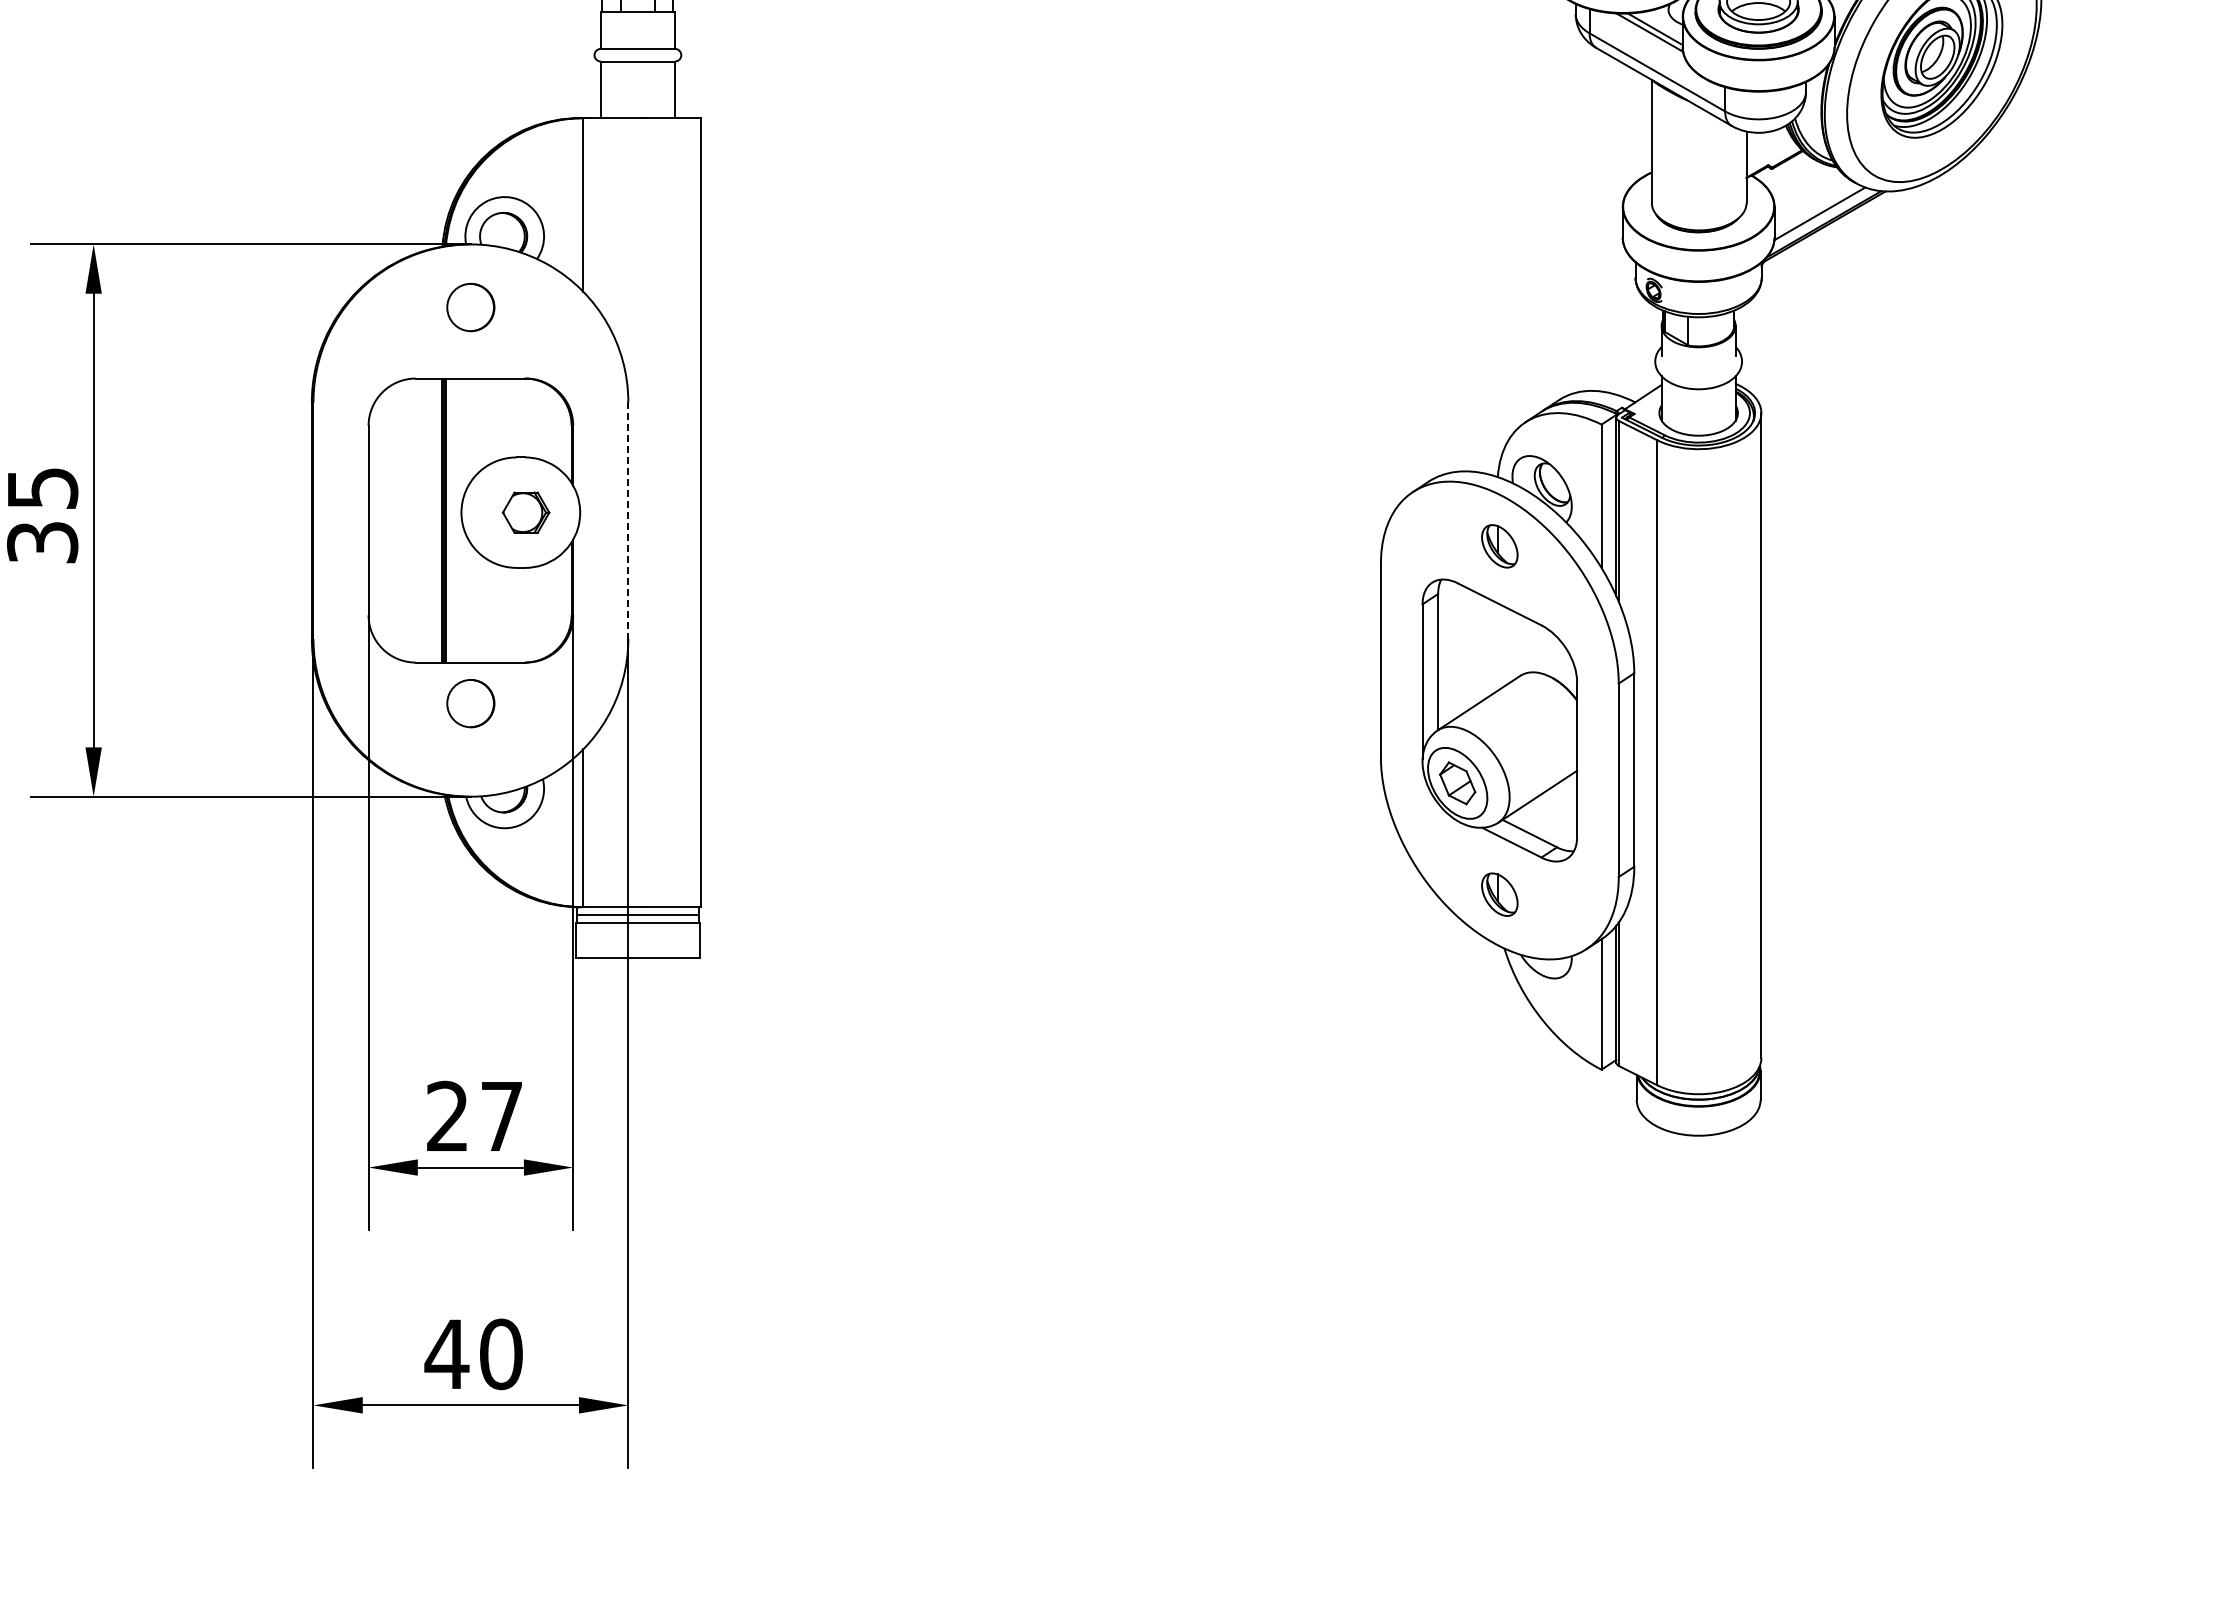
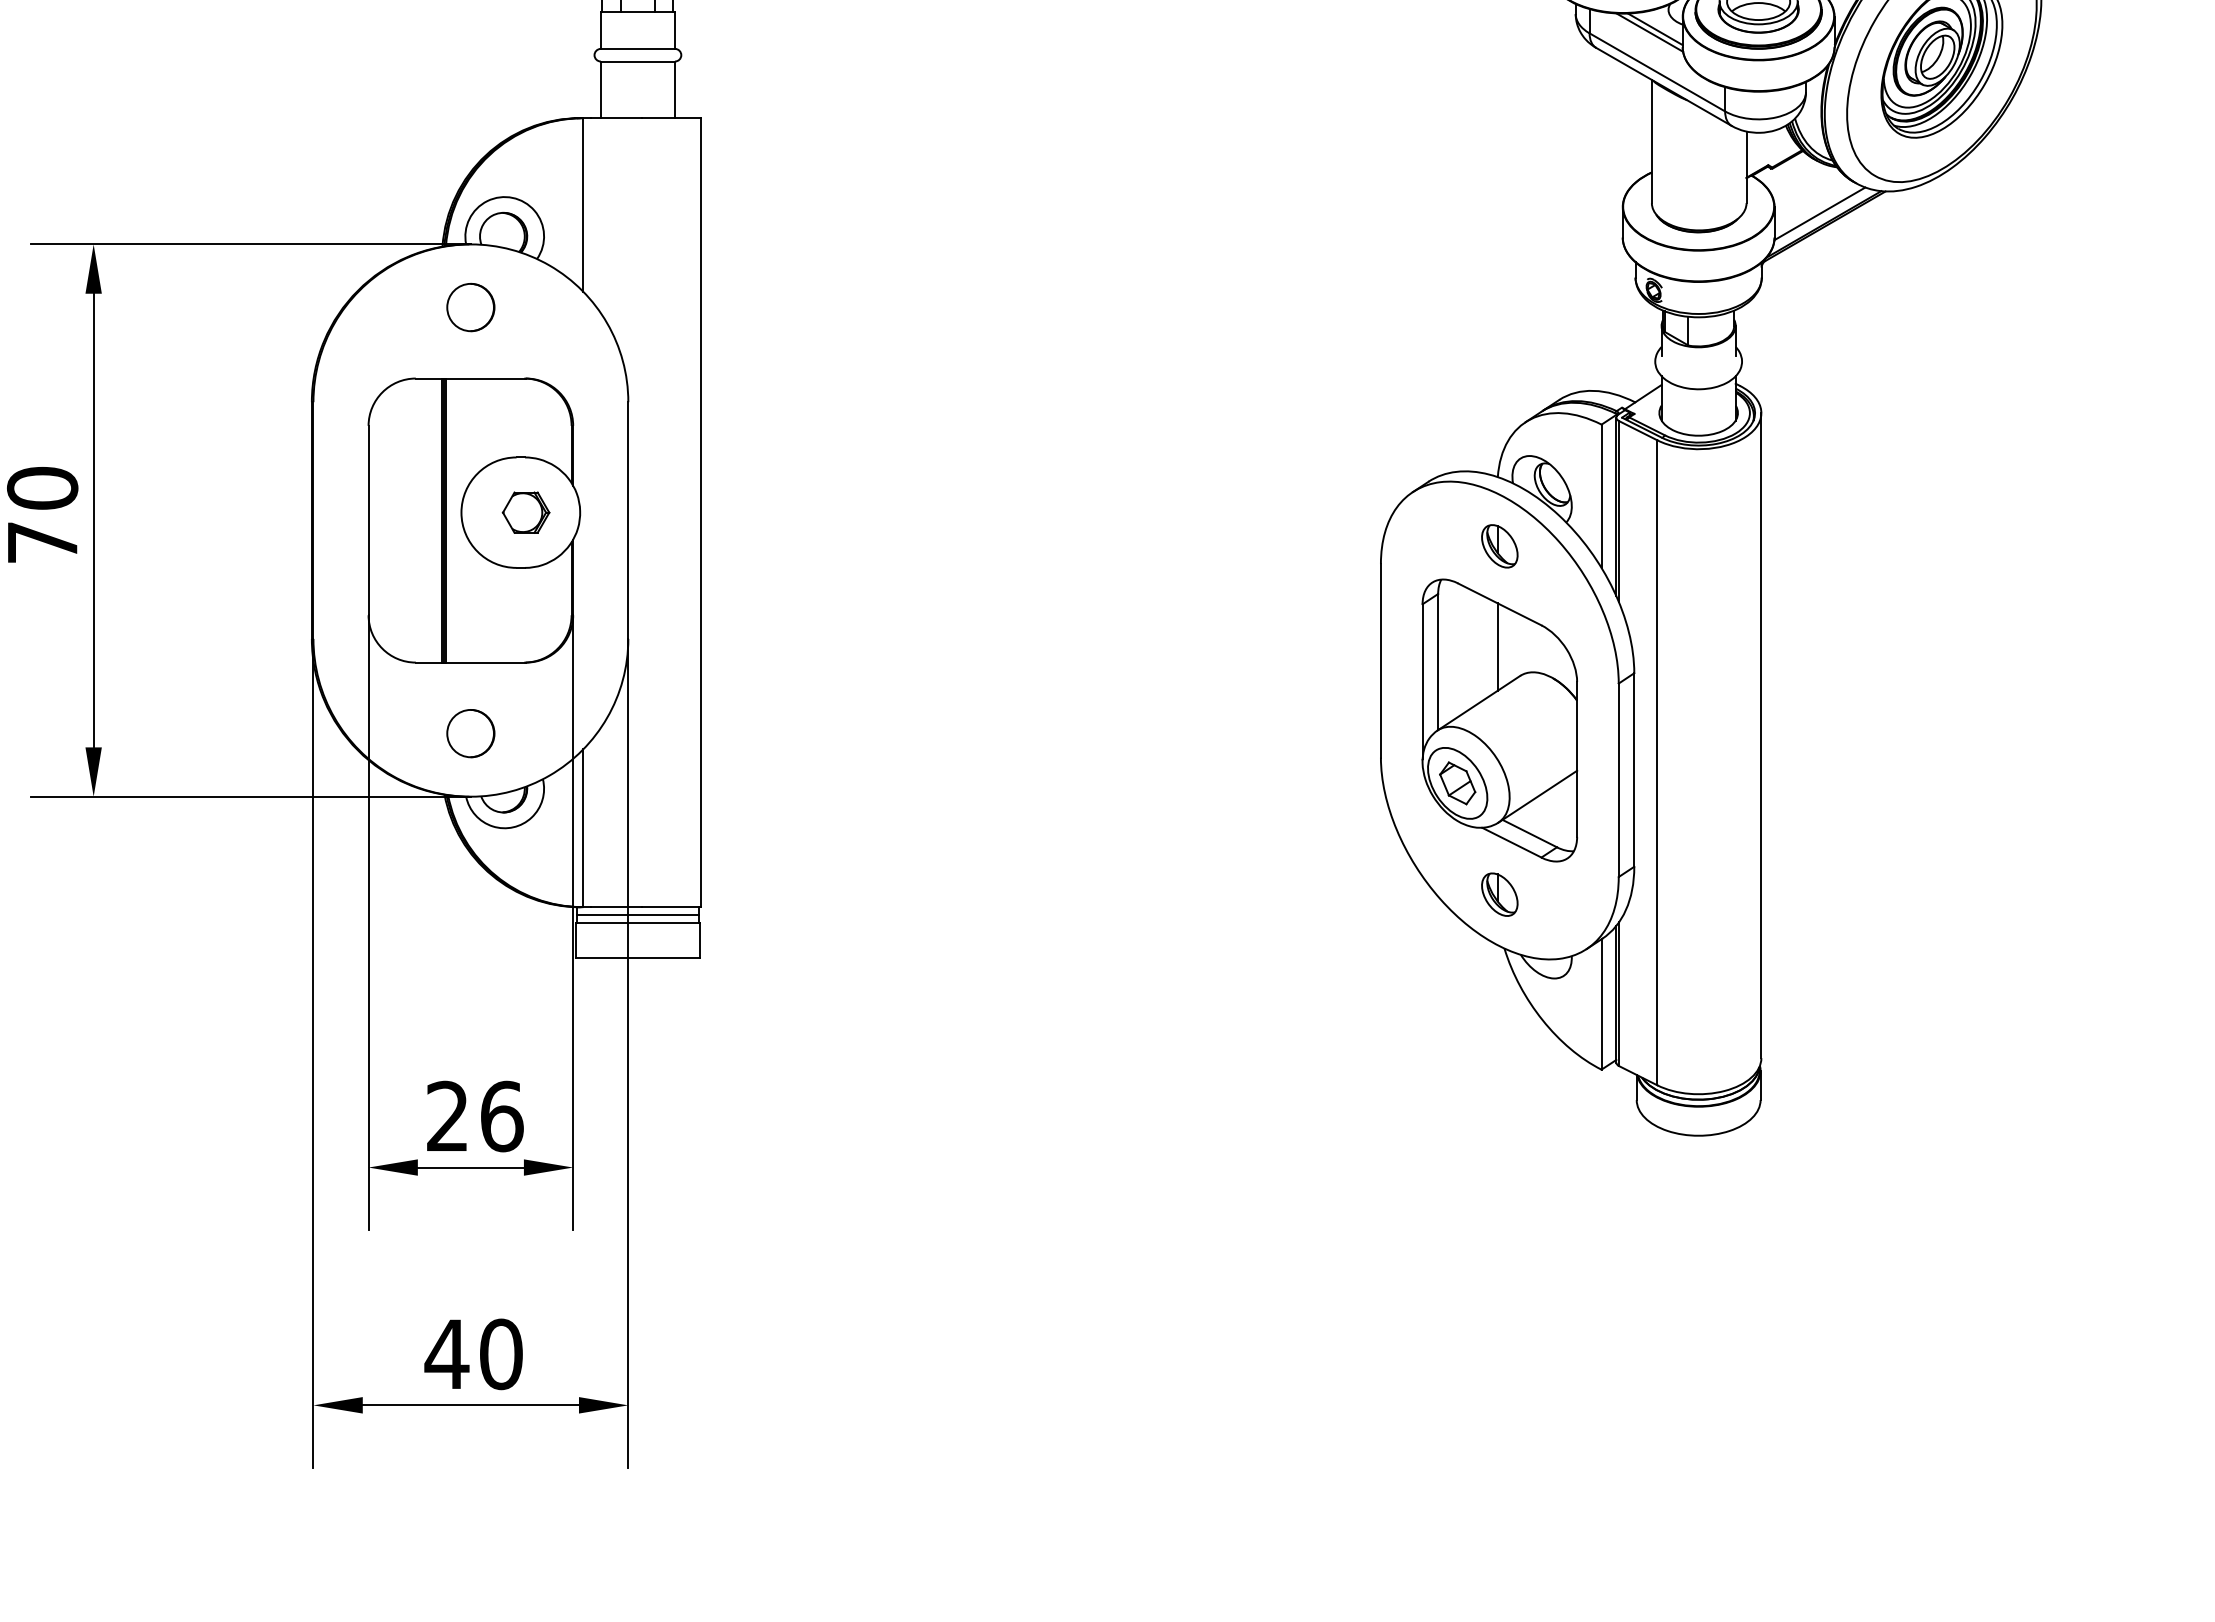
text: 35 -> 70 (42, 515)
line: dashed -> solid (628, 521)
line: none -> present (1497, 646)
part position: (470, 703) -> (470, 733) (470, 733)
text: 27 -> 26 (502, 1116)
